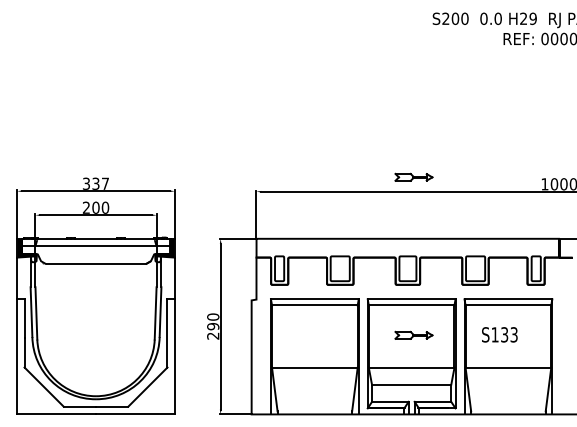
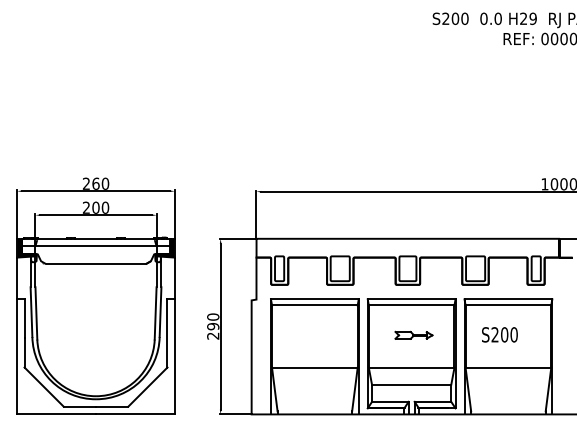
part: present -> none (413, 176)
text: 337 -> 260 (96, 183)
text: S133 -> S200 (504, 334)
